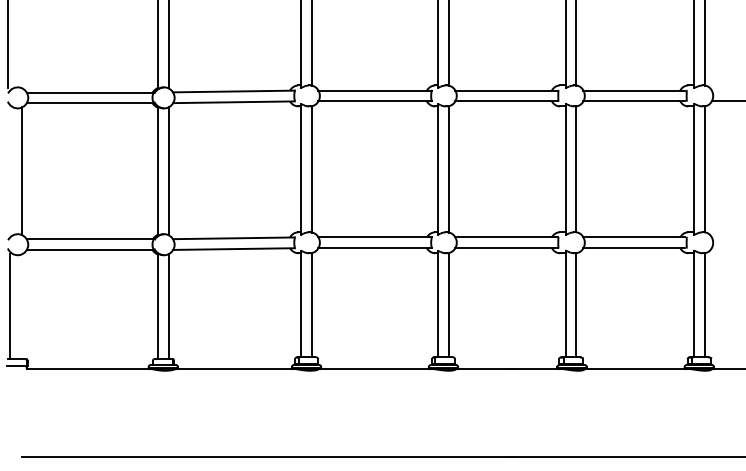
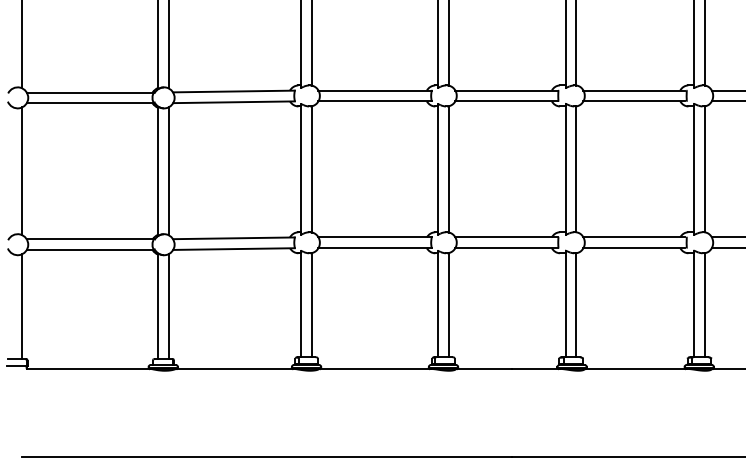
line position: (8, 45) -> (22, 45) (22, 45)
line: none -> present (726, 90)
line: none -> present (726, 237)
line: none -> present (726, 248)
line position: (10, 306) -> (22, 306) (22, 306)
